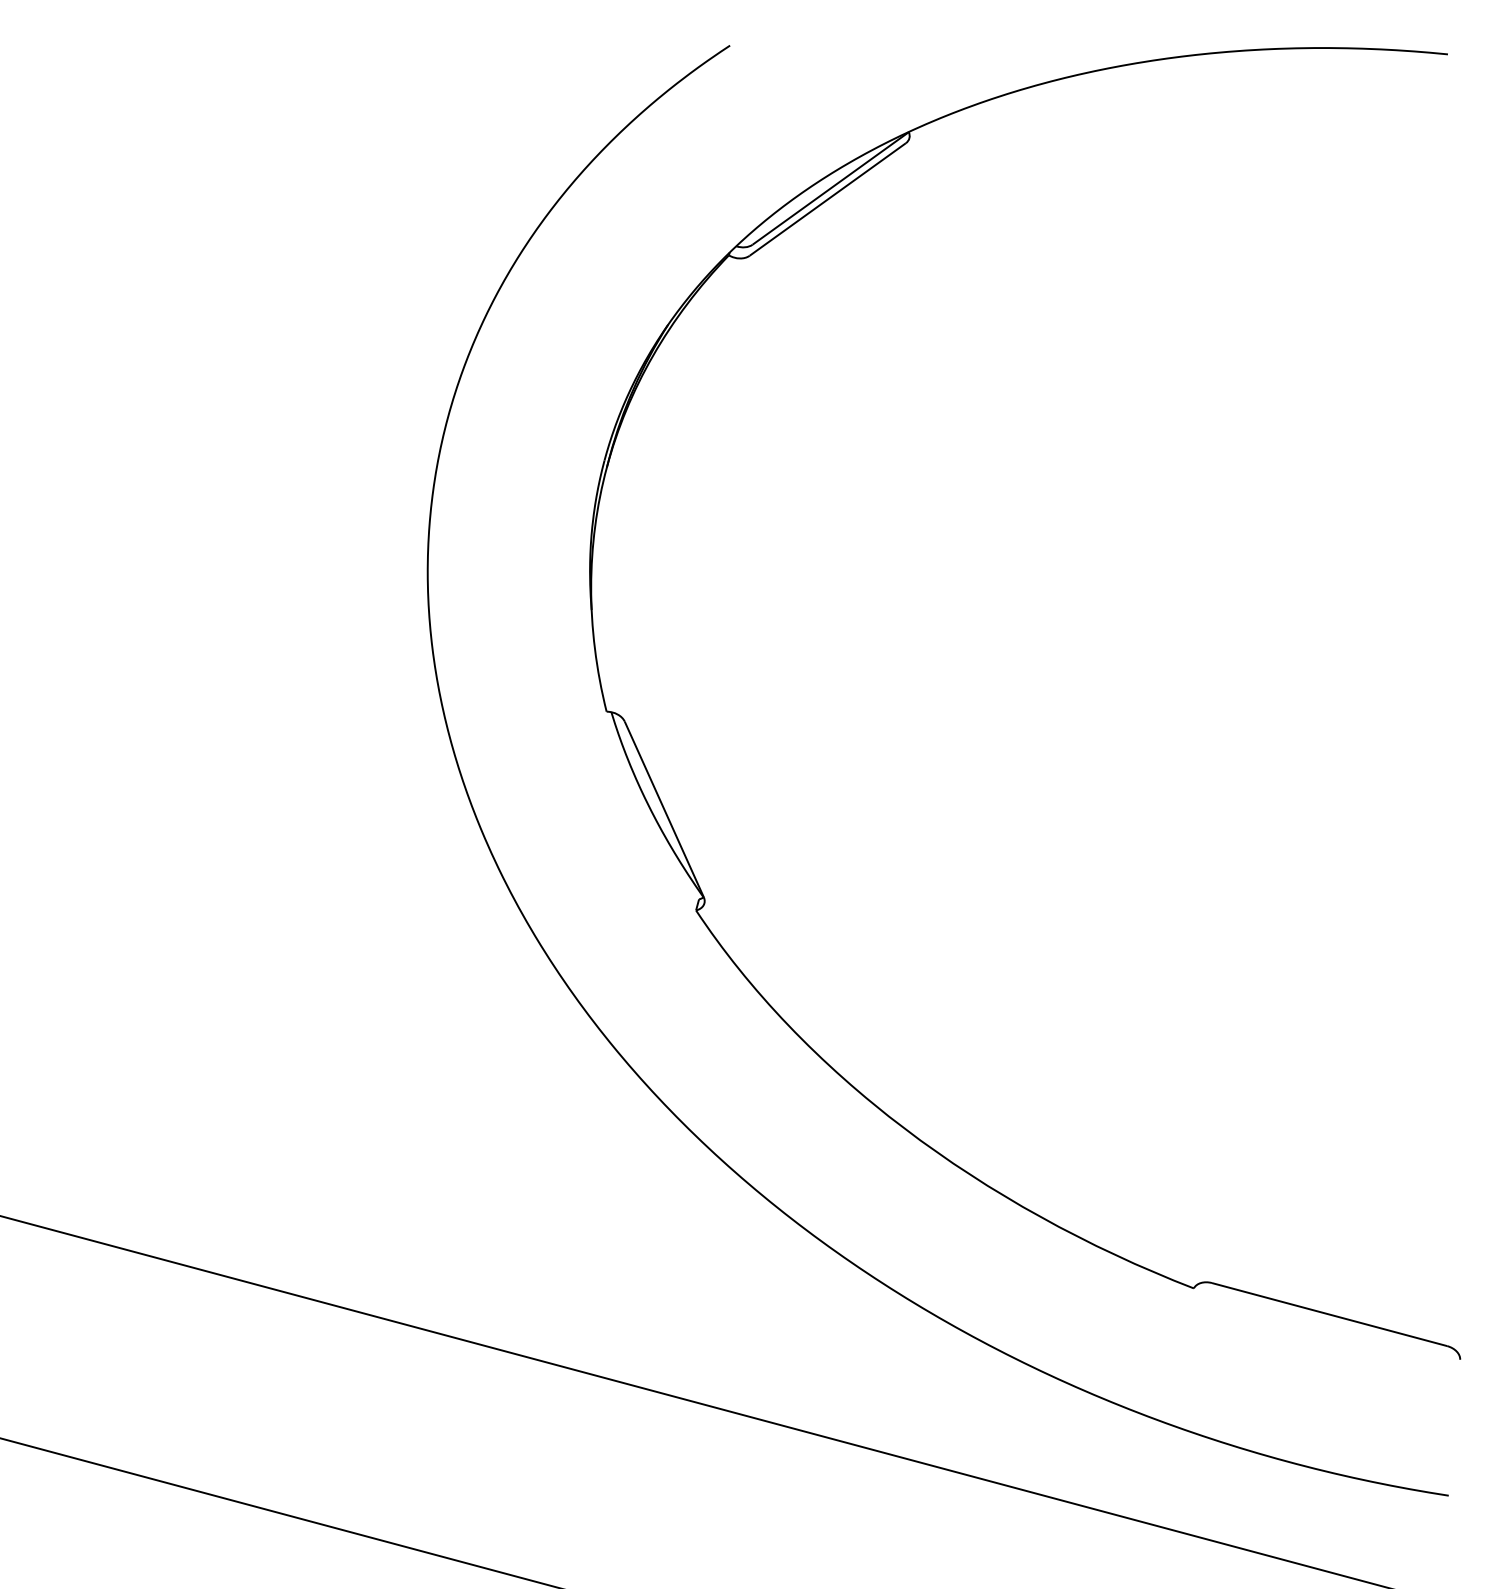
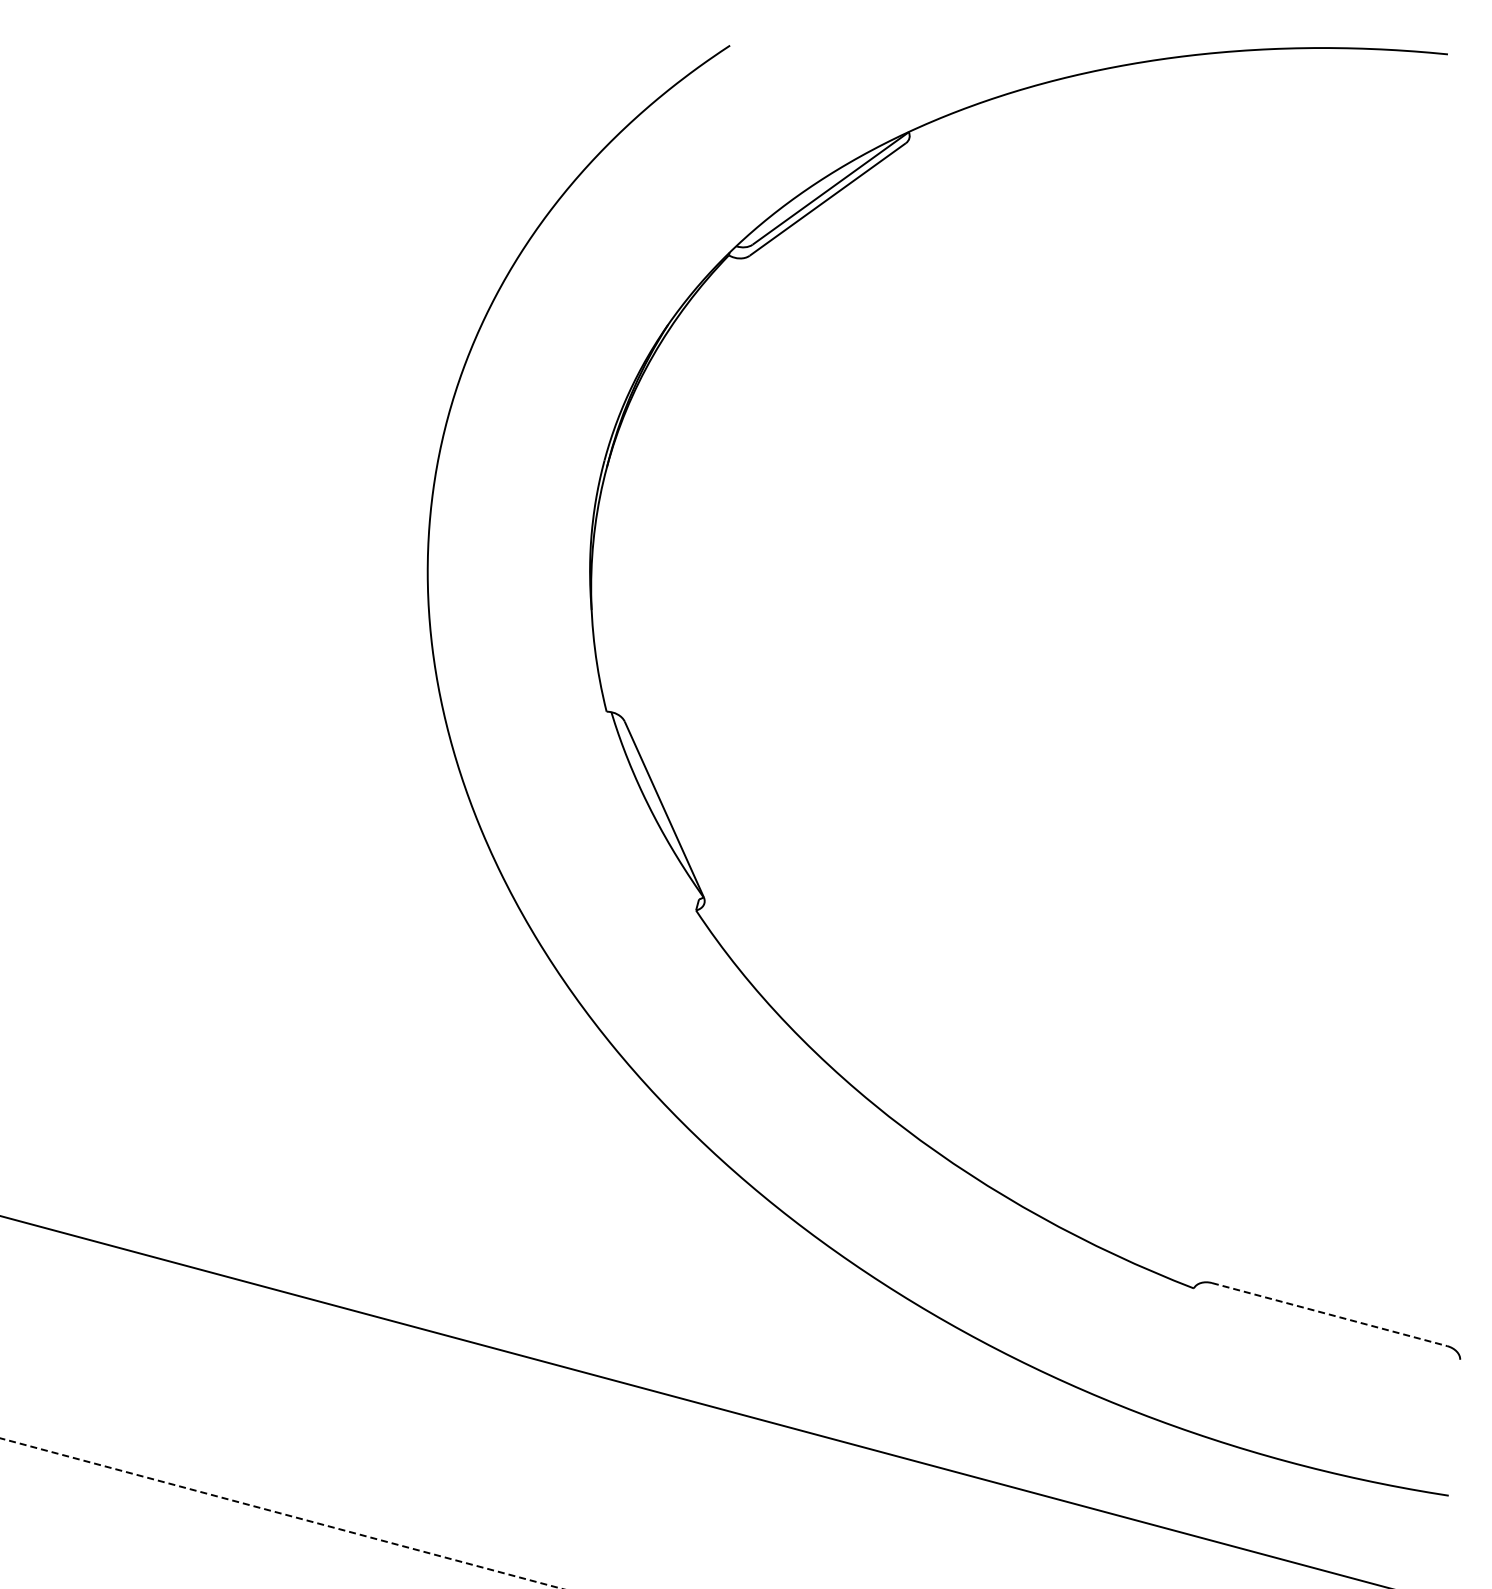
line: solid -> dashed (1329, 1314)
line: solid -> dashed (280, 1513)
